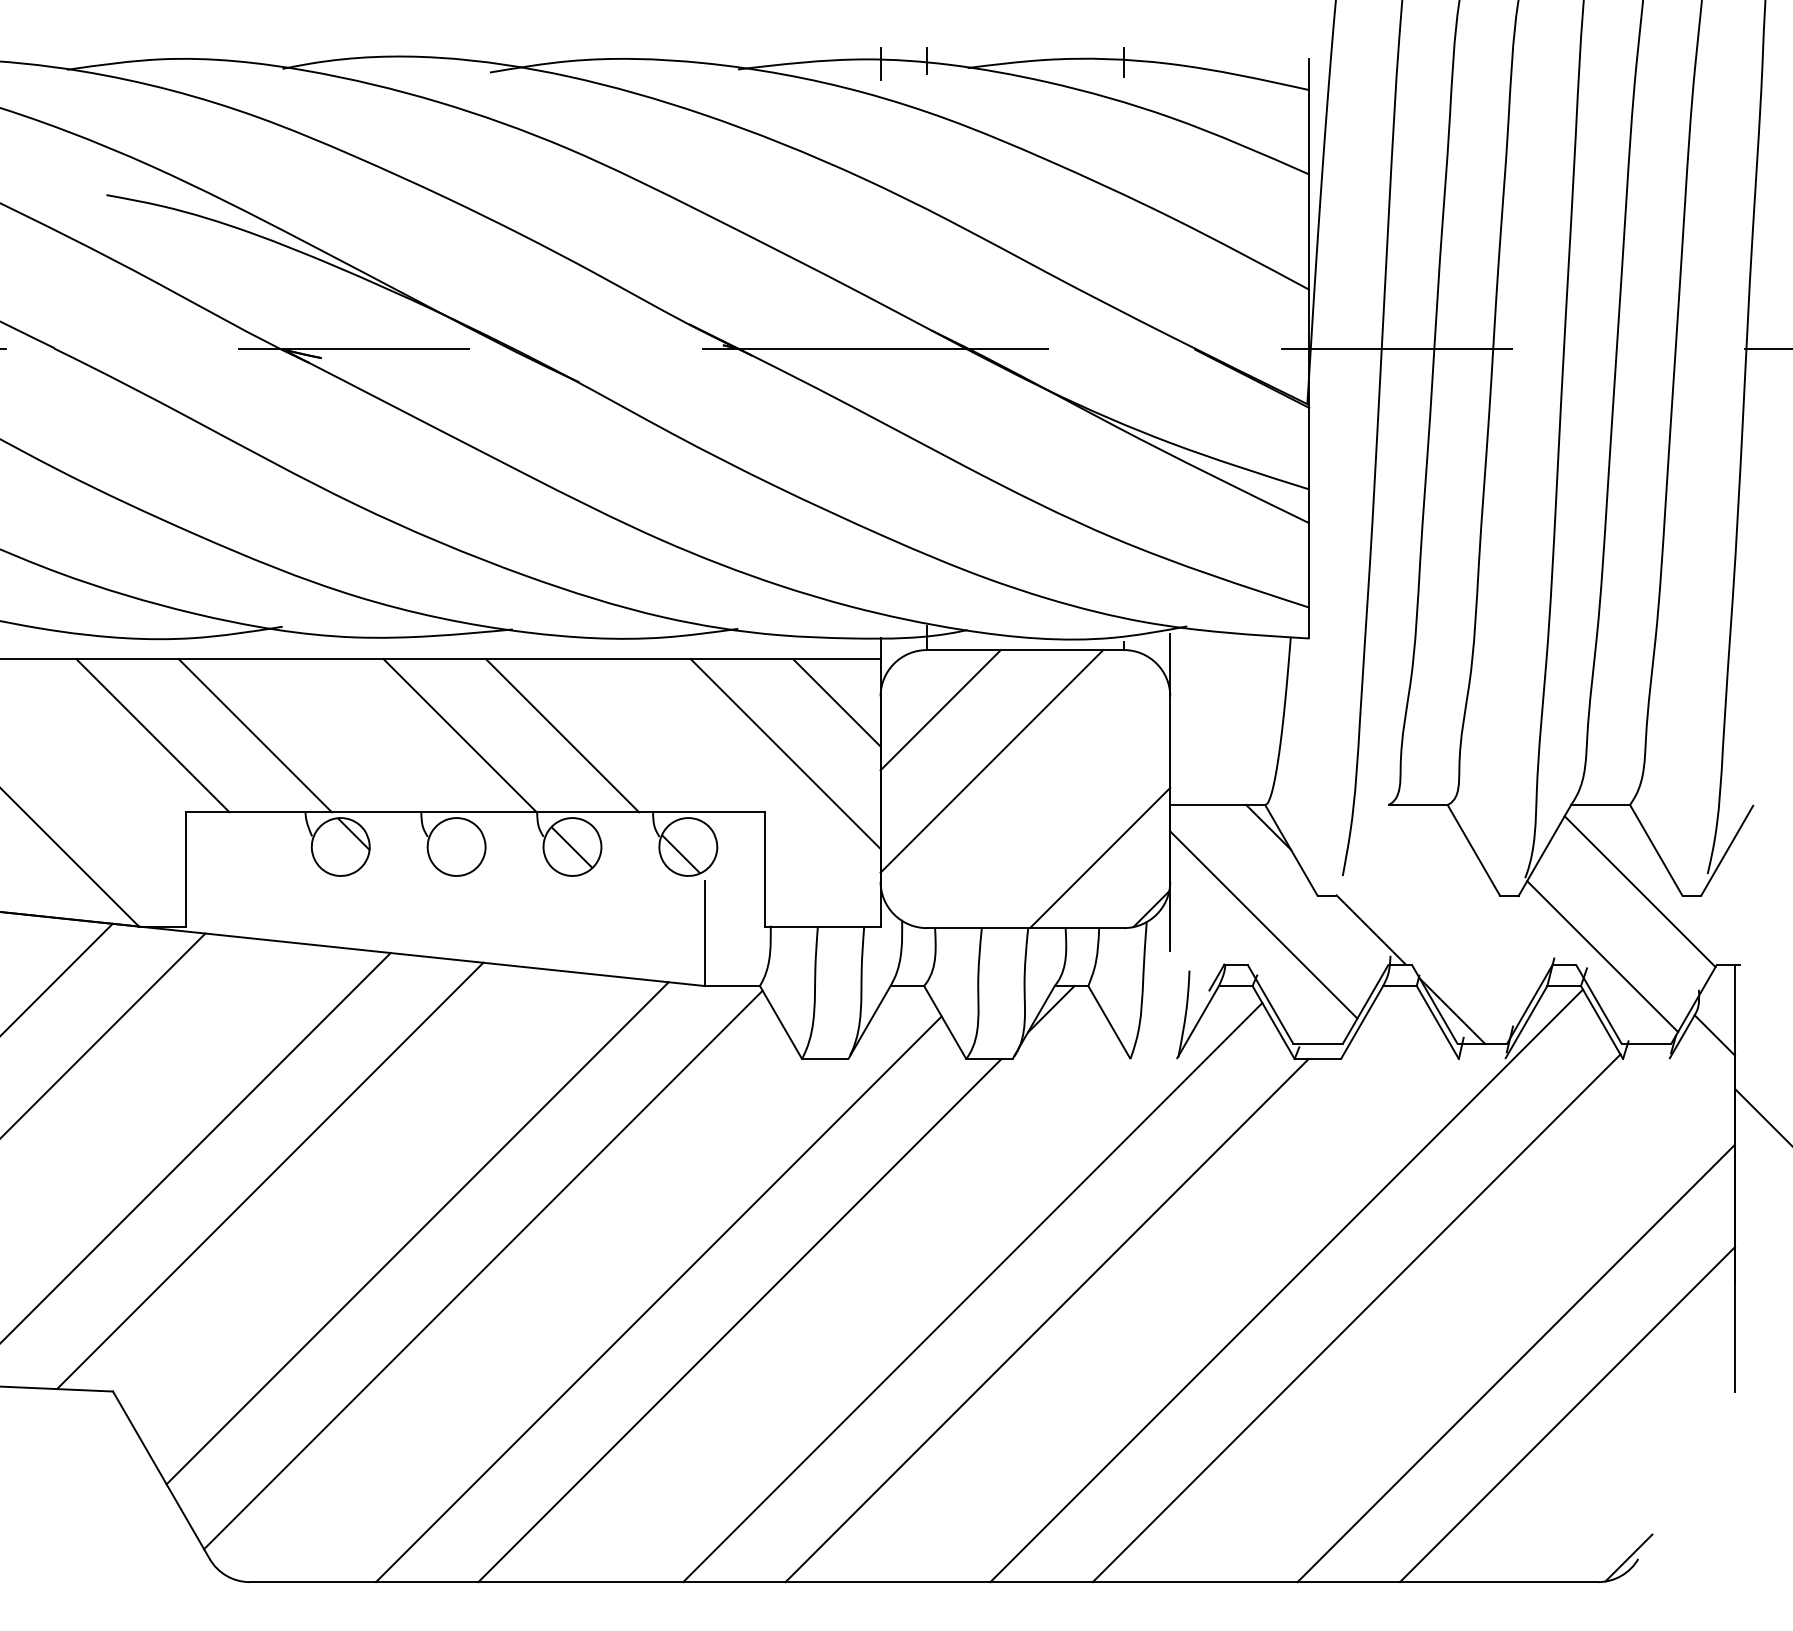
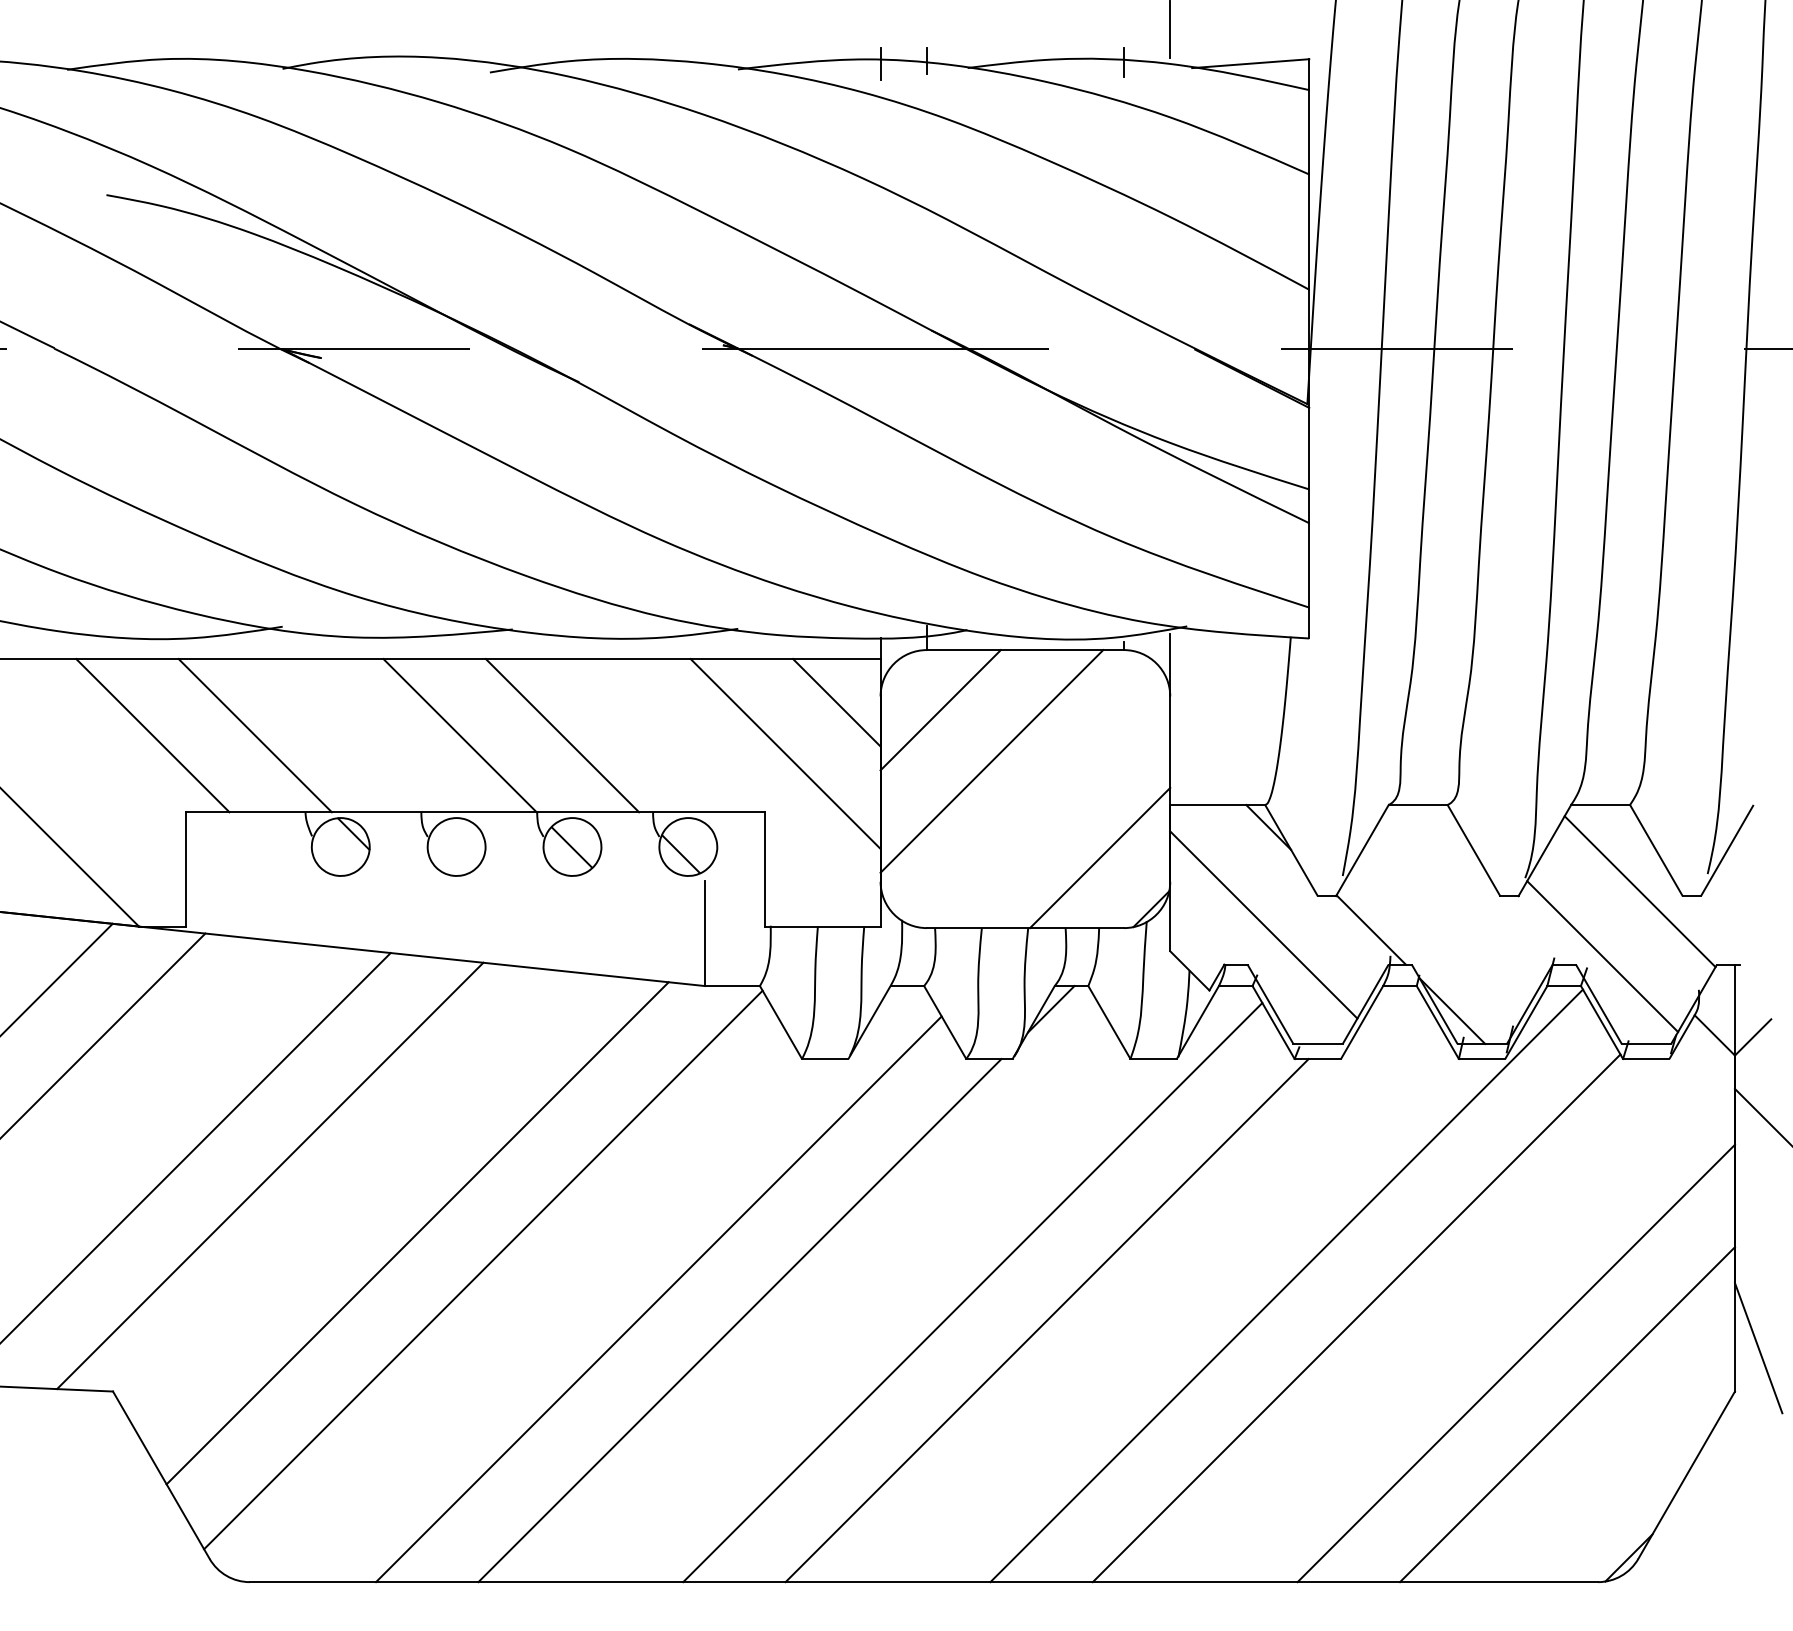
line: none -> present (1170, 30)
line: none -> present (1250, 63)
line: none -> present (1362, 850)
line: none -> present (1189, 970)
line: none -> present (1752, 1037)
line: none -> present (1153, 1059)
line: none -> present (1481, 1059)
line: none -> present (1646, 1059)
line: none -> present (1758, 1348)
line: none -> present (1686, 1474)
